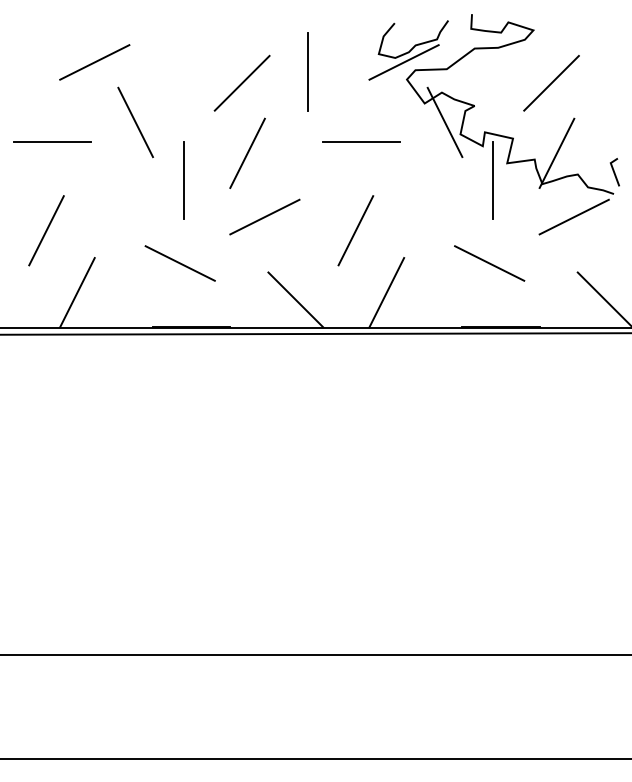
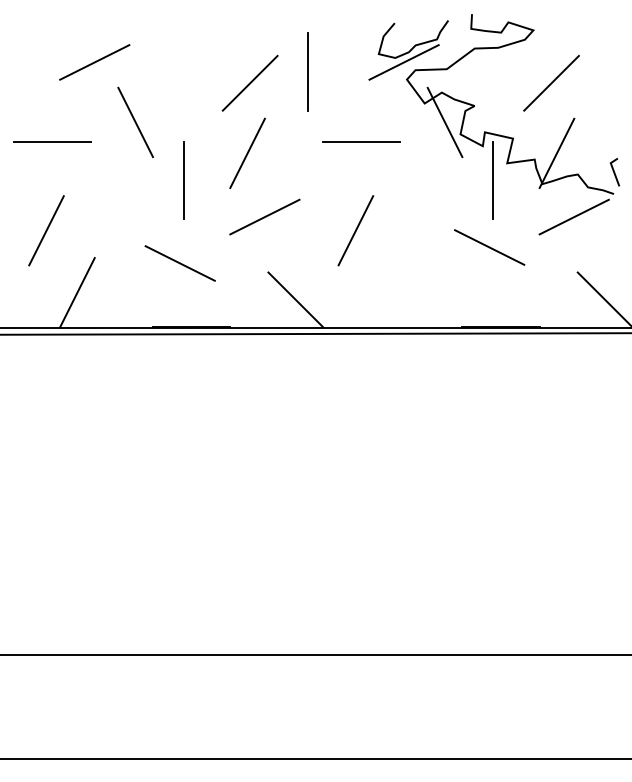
line position: (241, 82) -> (249, 82) (249, 82)
line position: (489, 263) -> (489, 247) (489, 247)
line: present -> none (386, 292)
